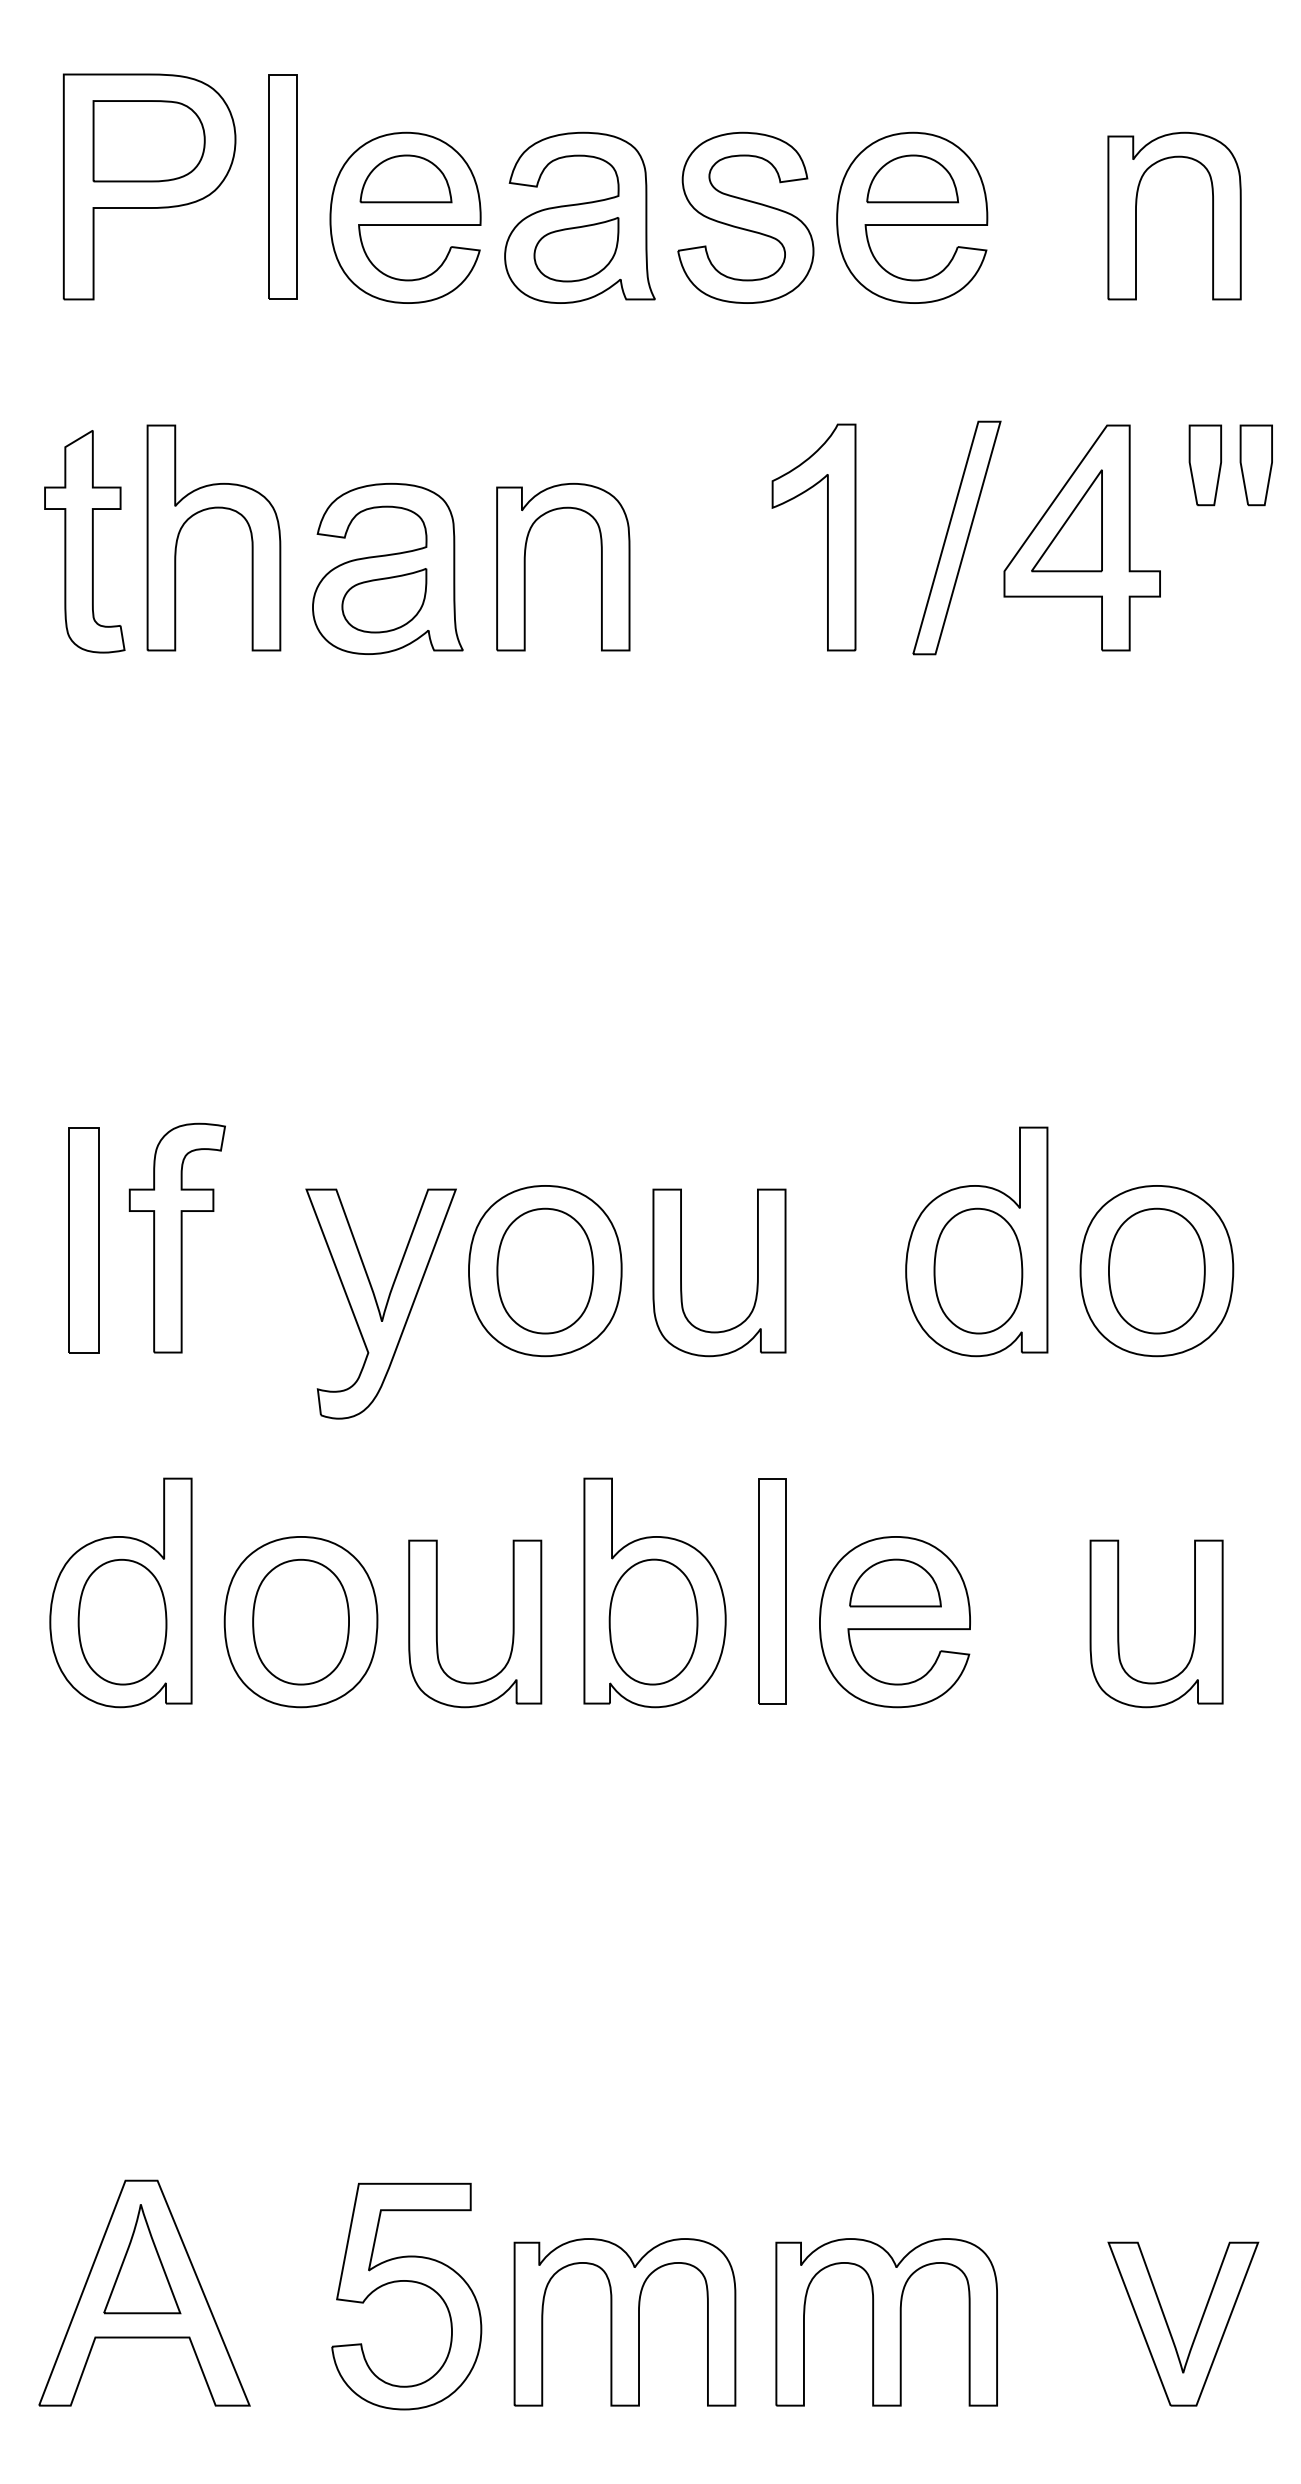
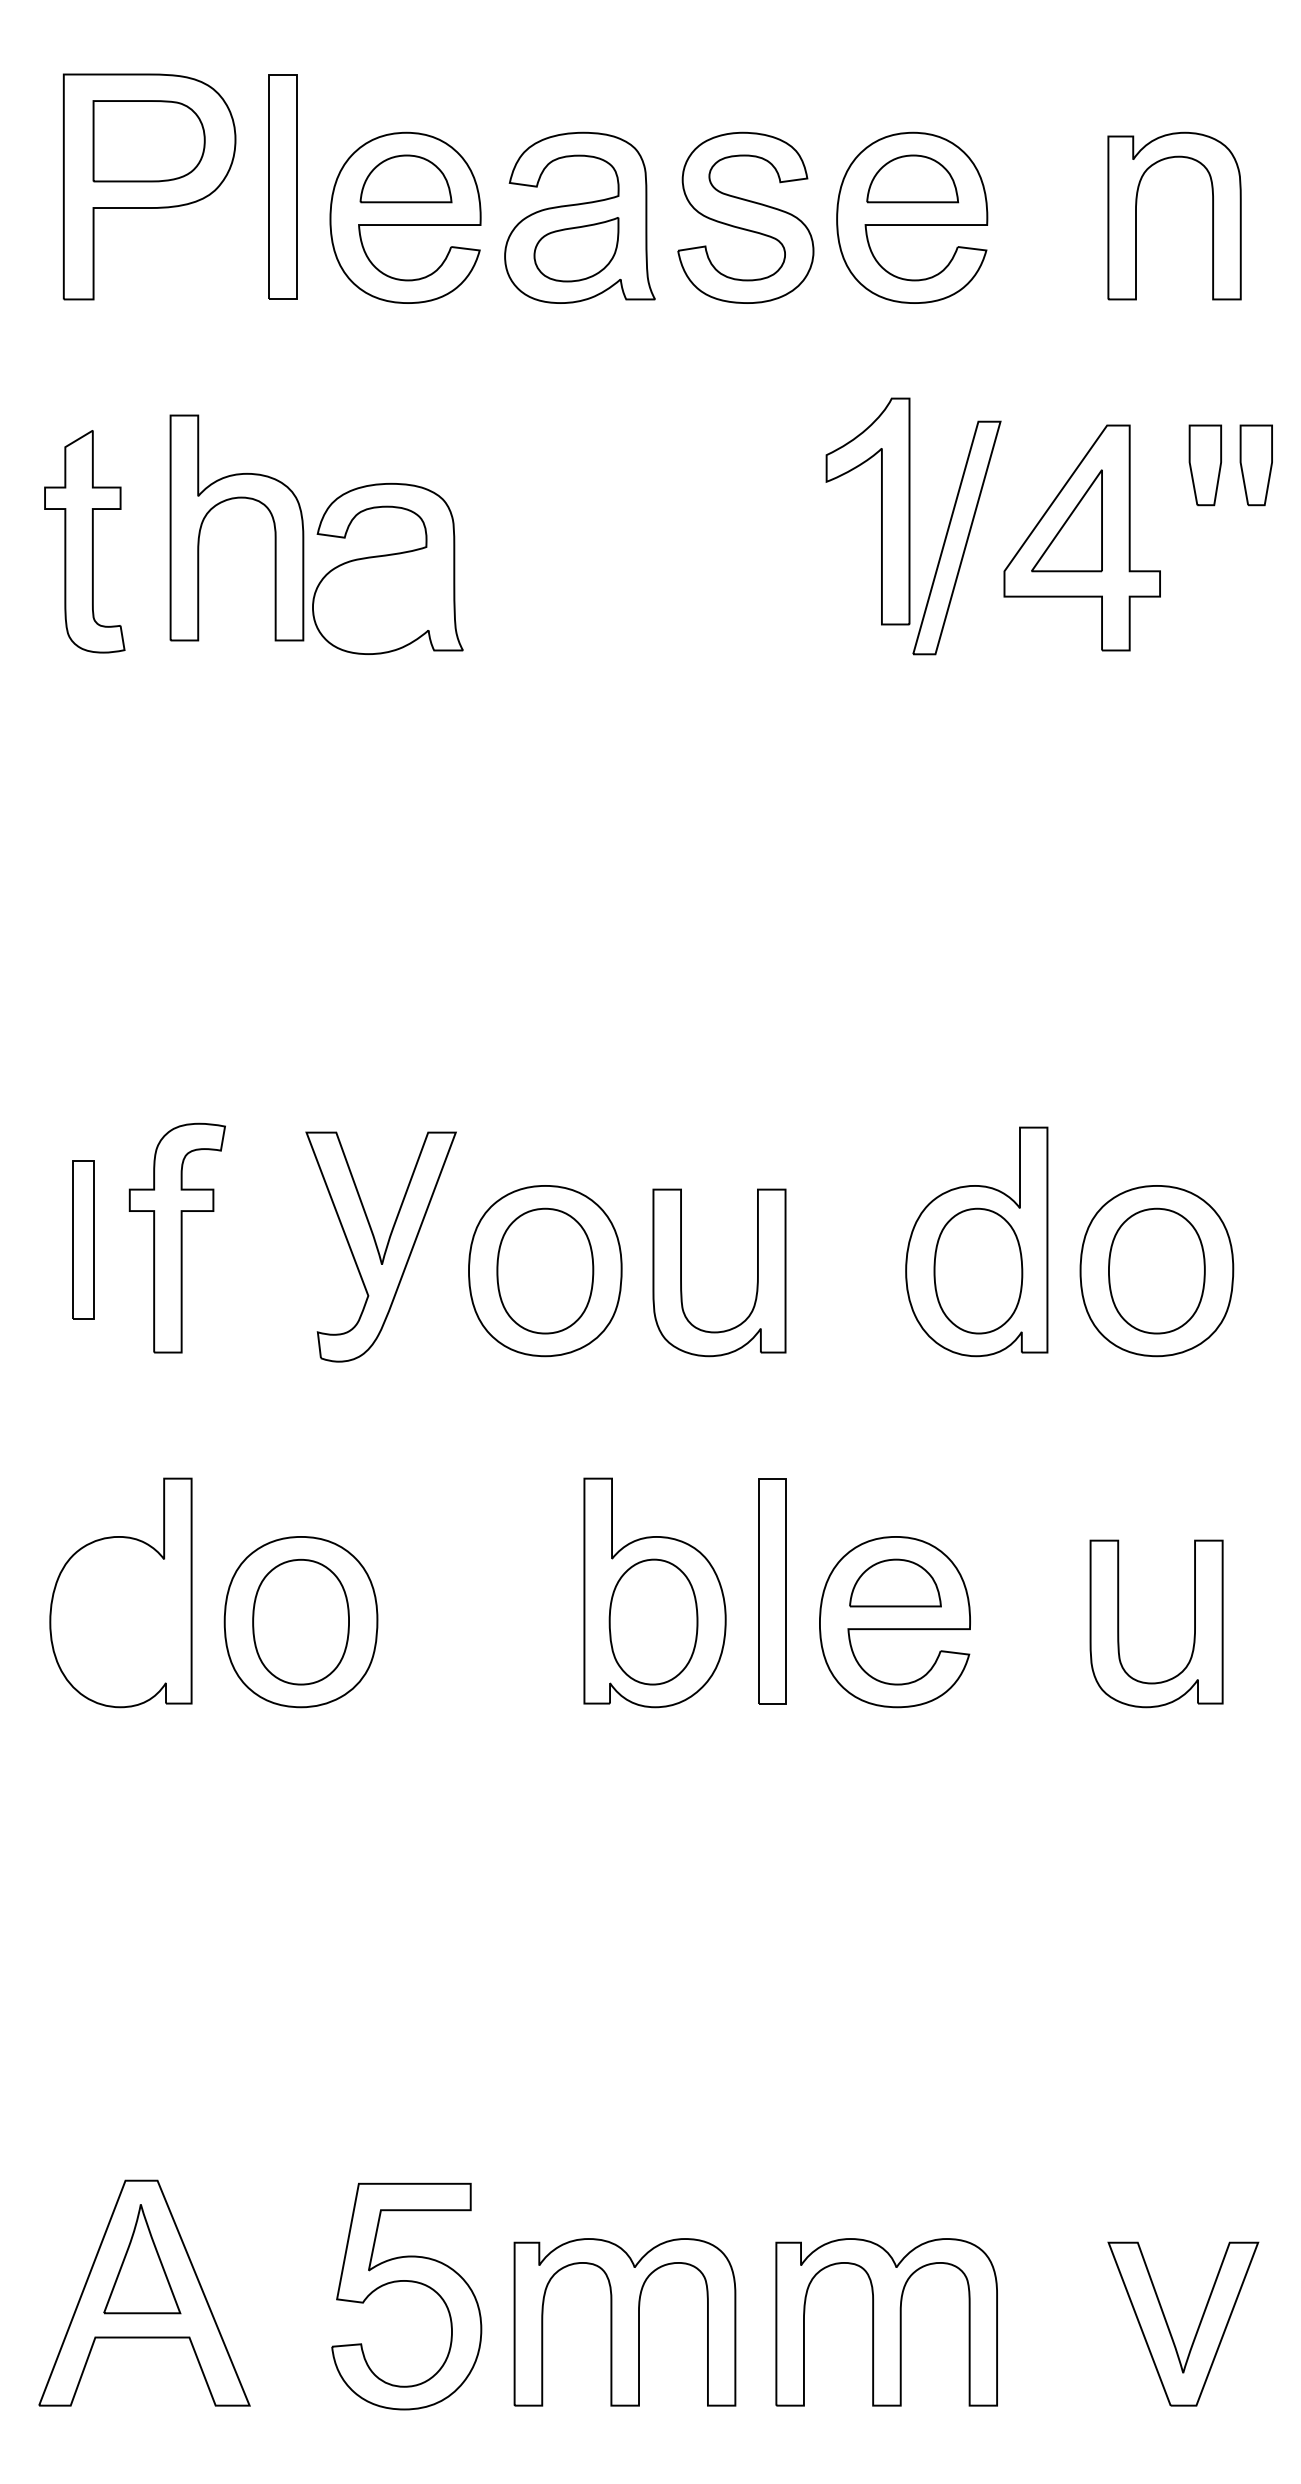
part position: (203, 511) -> (226, 501) (226, 501)
part position: (827, 537) -> (881, 511) (881, 511)
part: present -> none (525, 567)
part: present -> none (384, 600)
part size: 32x227 px -> 23x160 px (83, 1239)
part position: (380, 1303) -> (380, 1246) (380, 1246)
part: present -> none (122, 1621)
part: present -> none (512, 1623)
